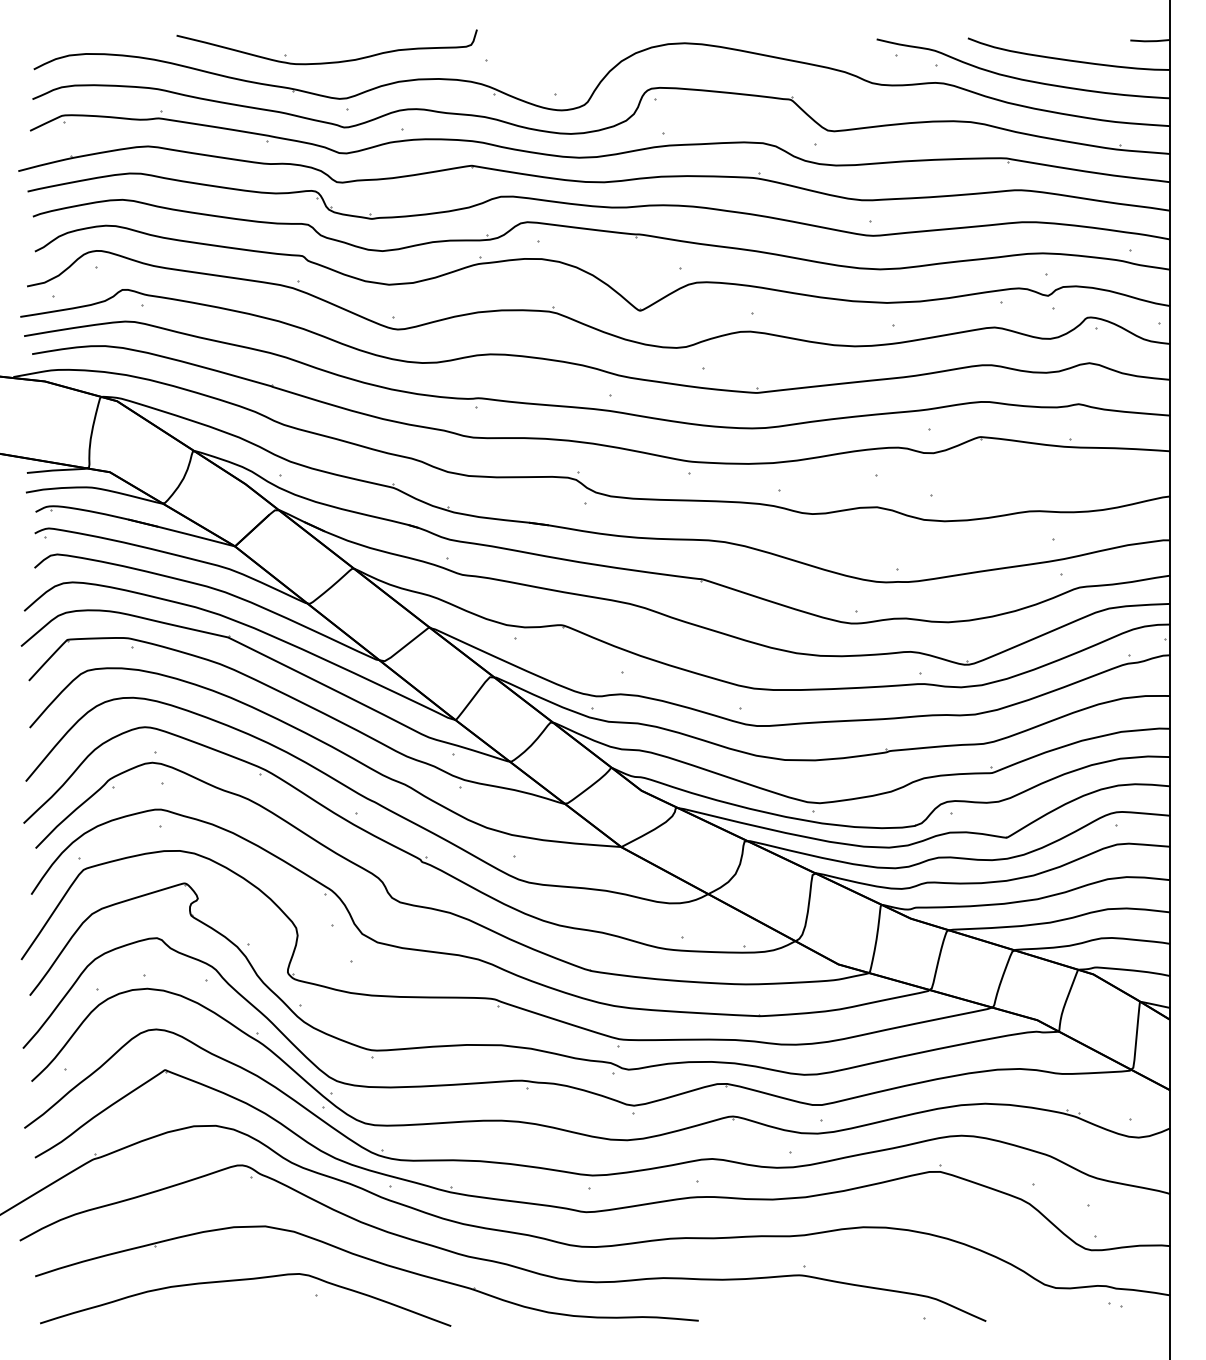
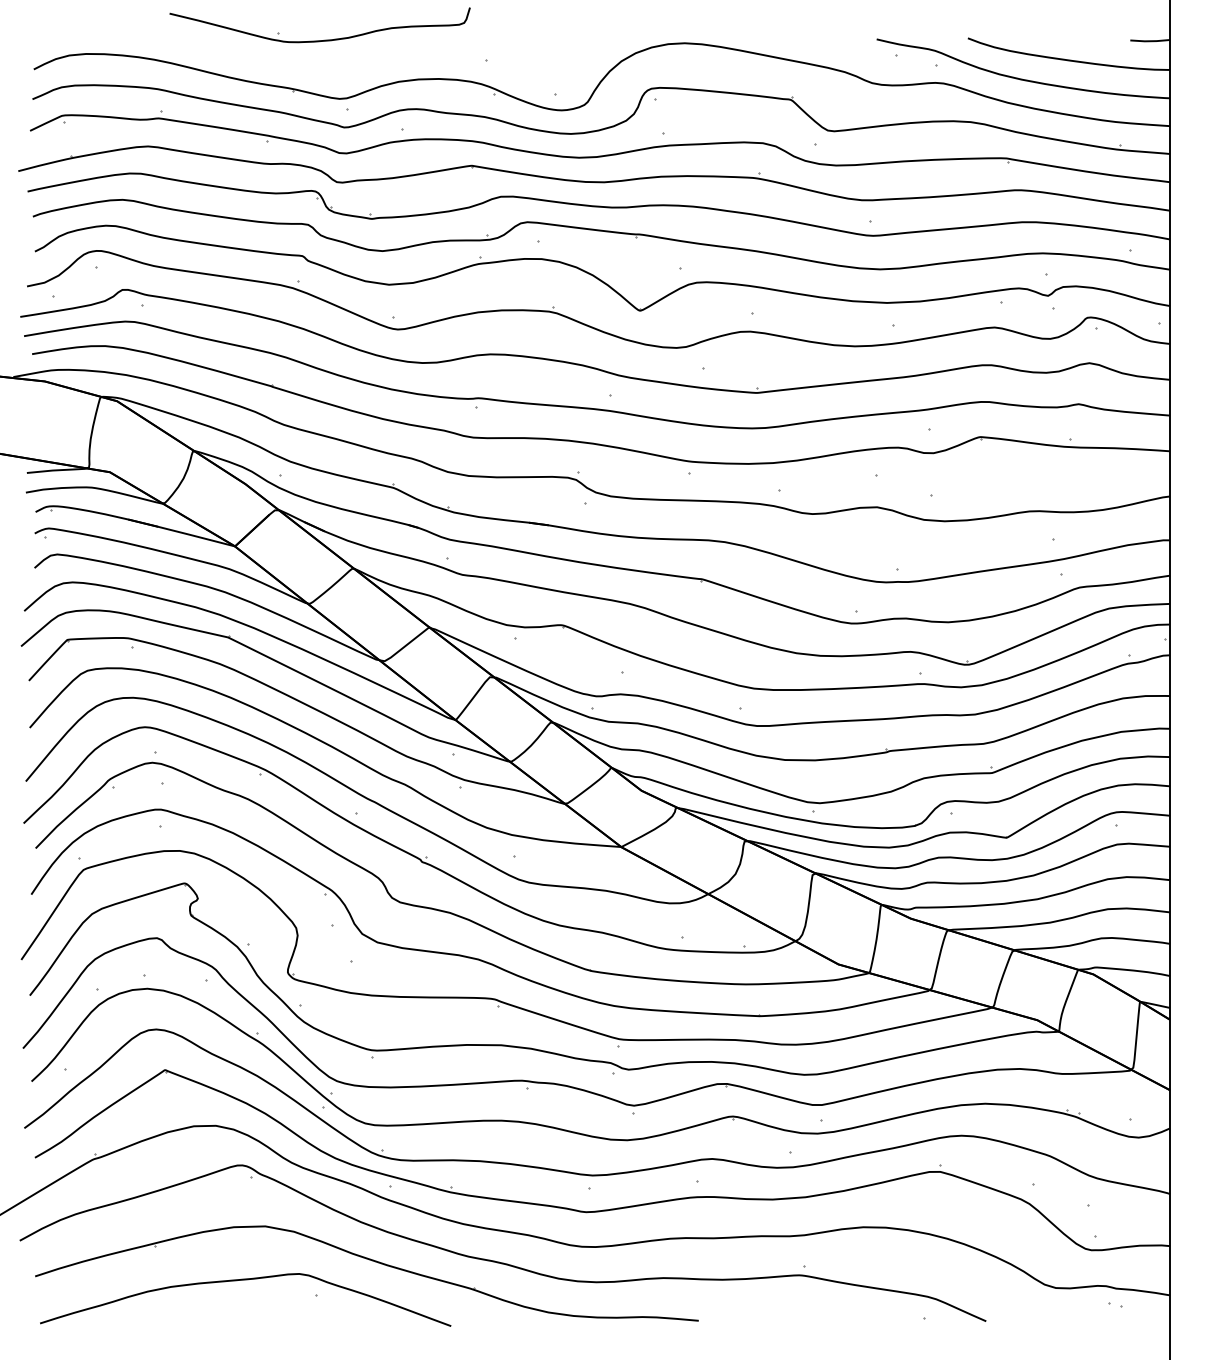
part position: (331, 61) -> (324, 39) (324, 39)
